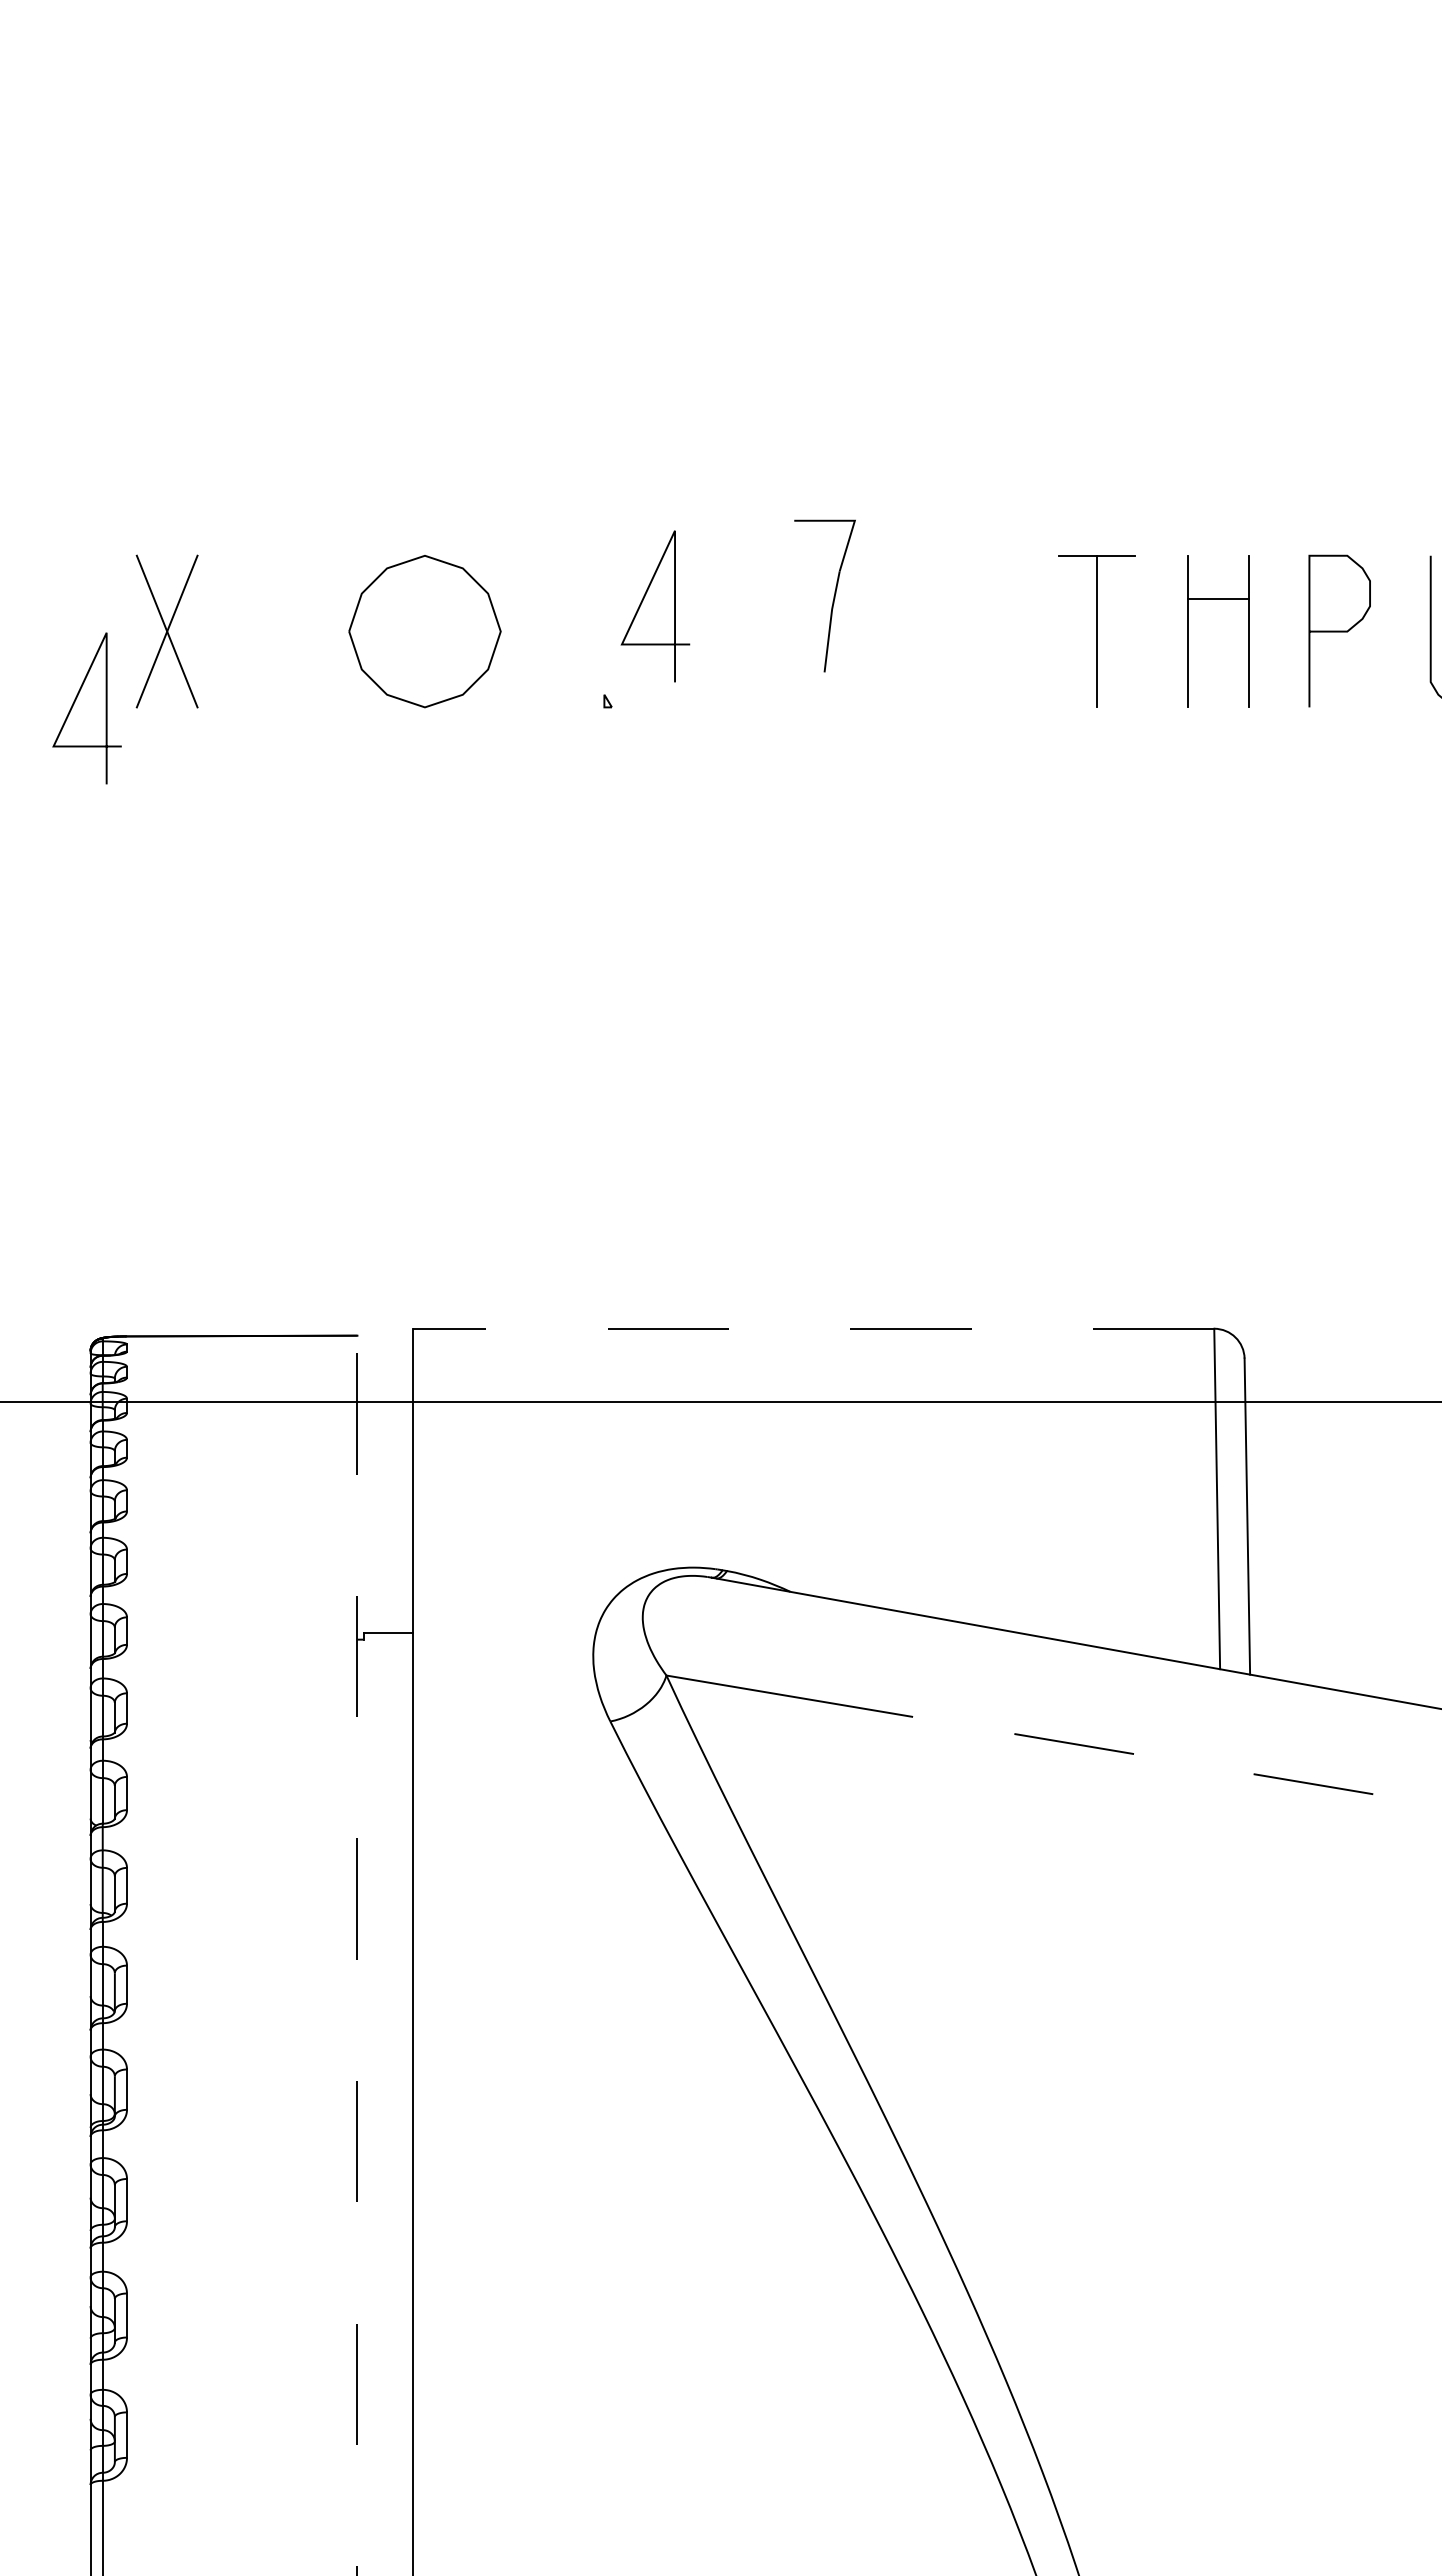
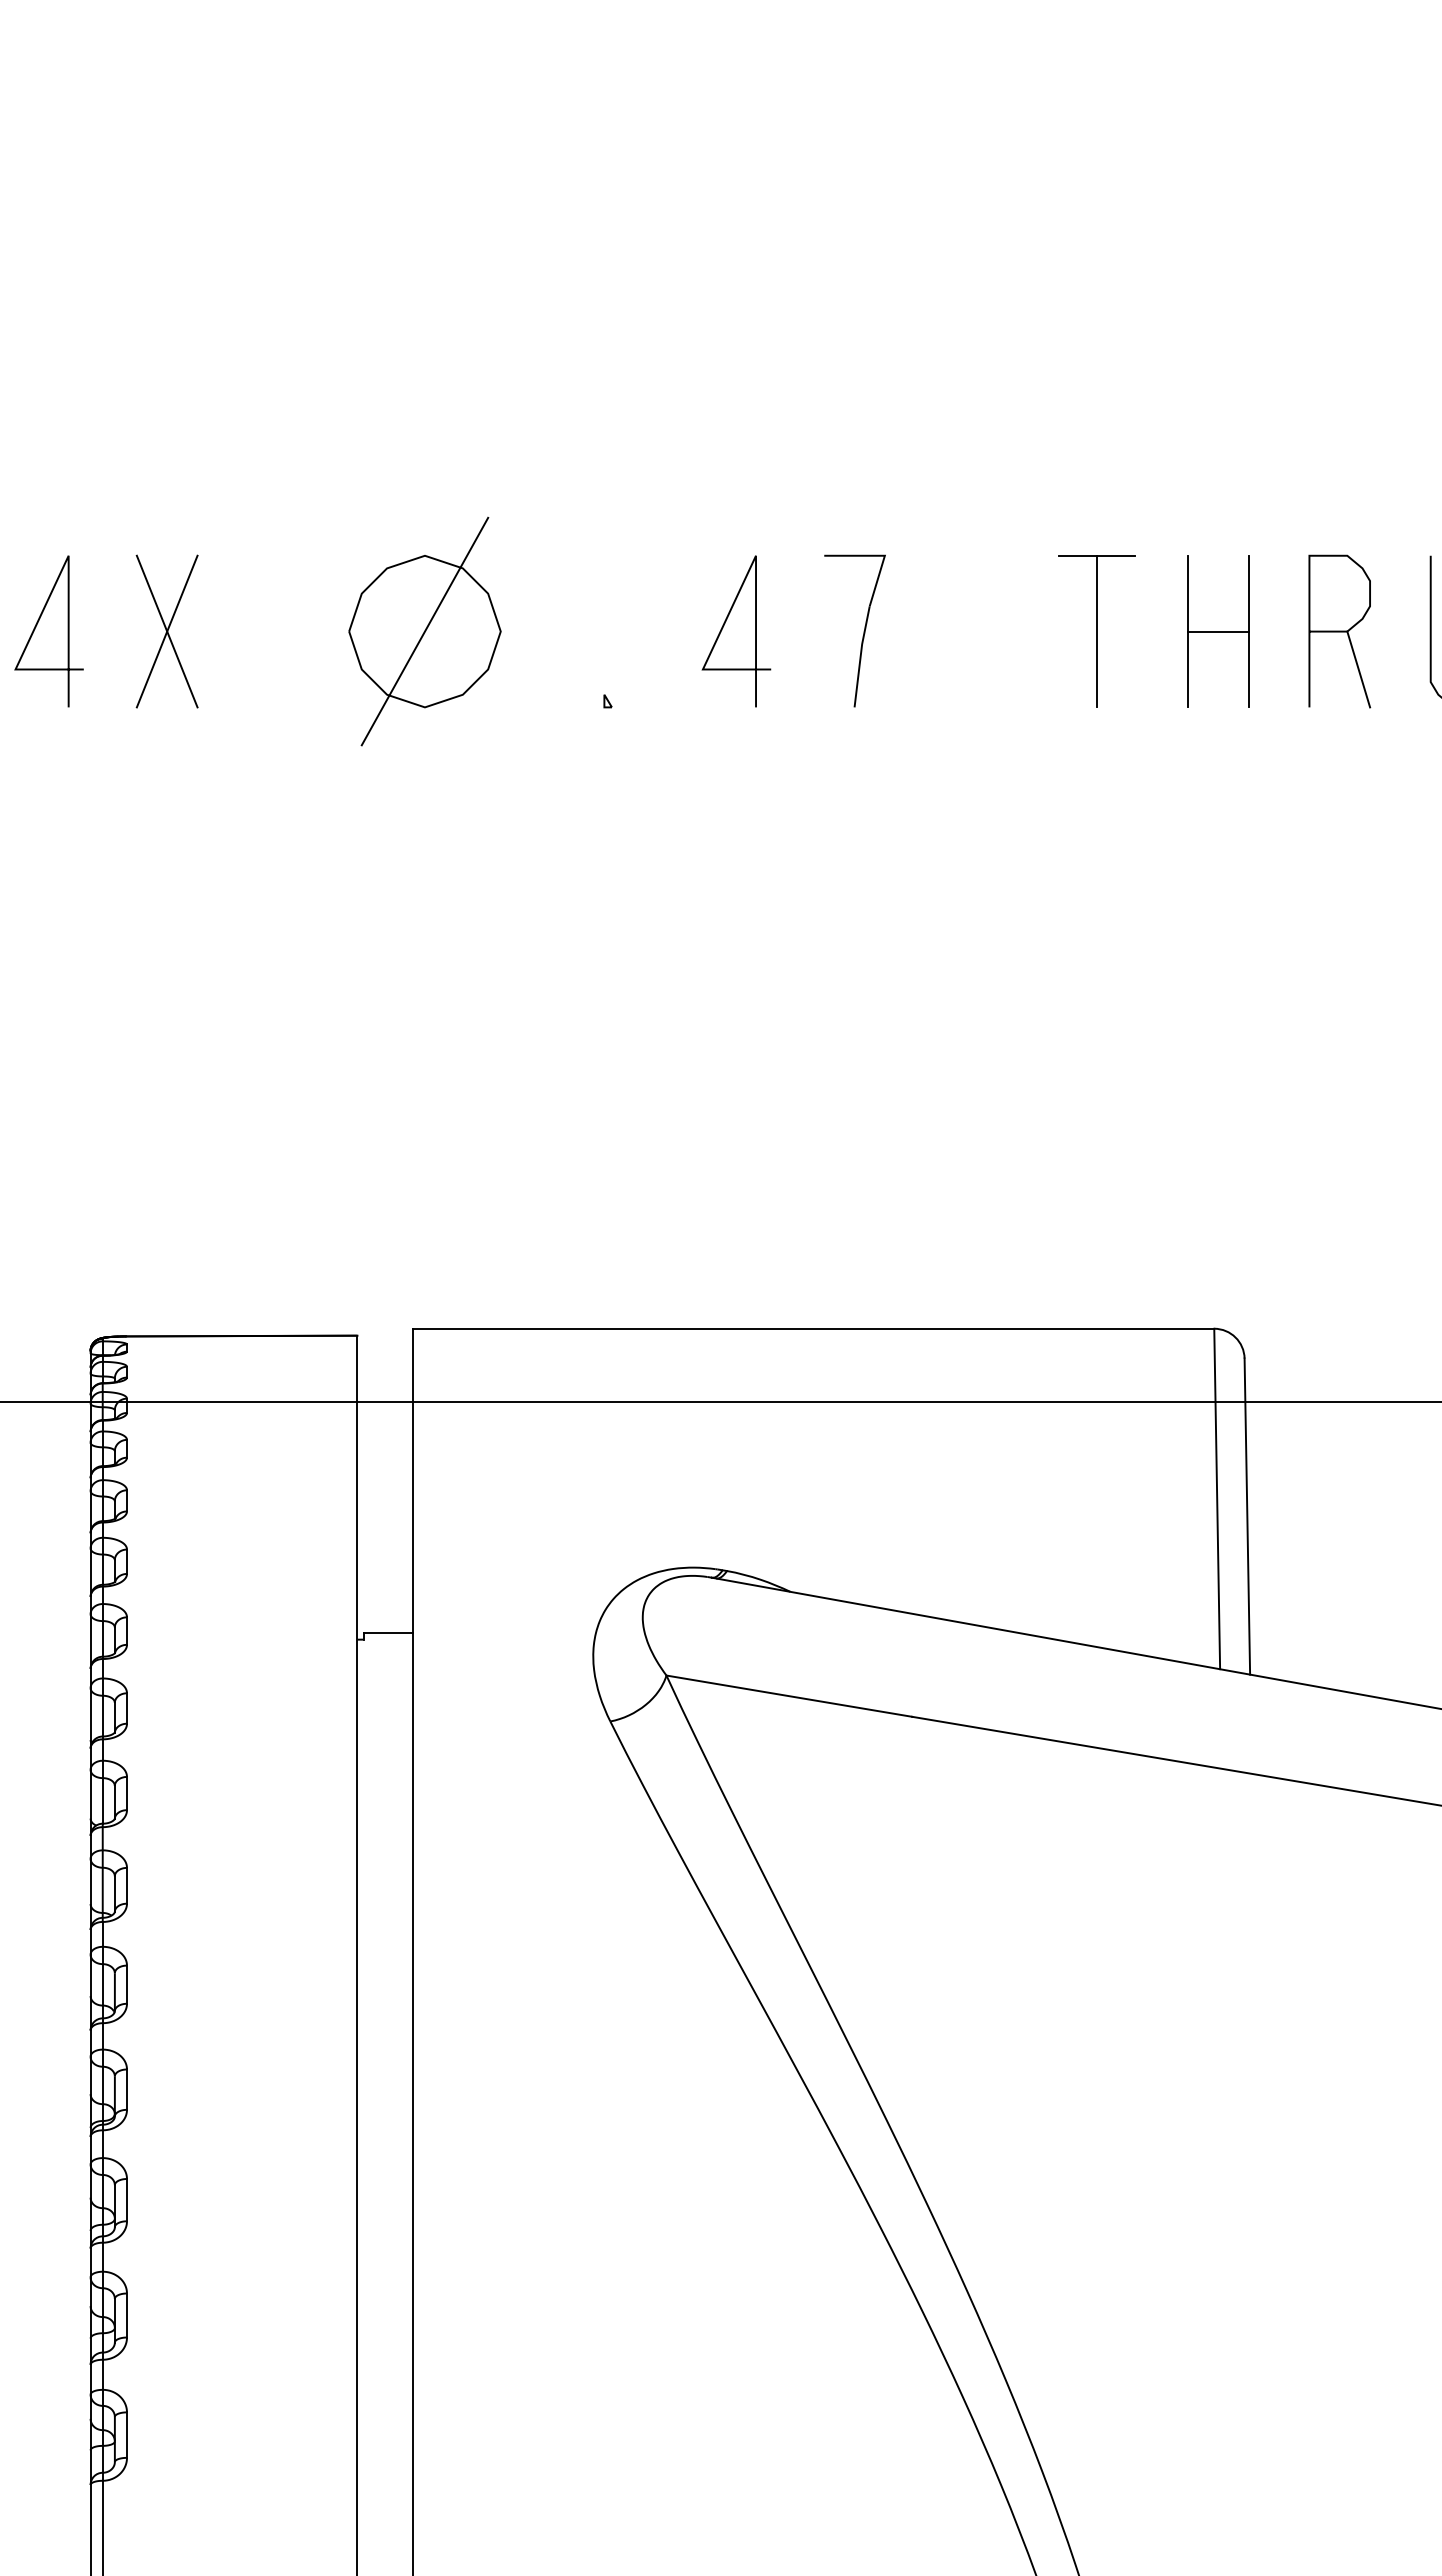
part position: (833, 596) -> (863, 631) (863, 631)
line position: (1218, 598) -> (1218, 631) (1218, 631)
line position: (642, 603) -> (723, 628) (723, 628)
line: none -> present (424, 631)
line: none -> present (1358, 669)
line position: (75, 702) -> (37, 625) (37, 625)
line: dashed -> solid (813, 1328)
line: dashed -> solid (1176, 1761)
line: dashed -> solid (357, 1955)
